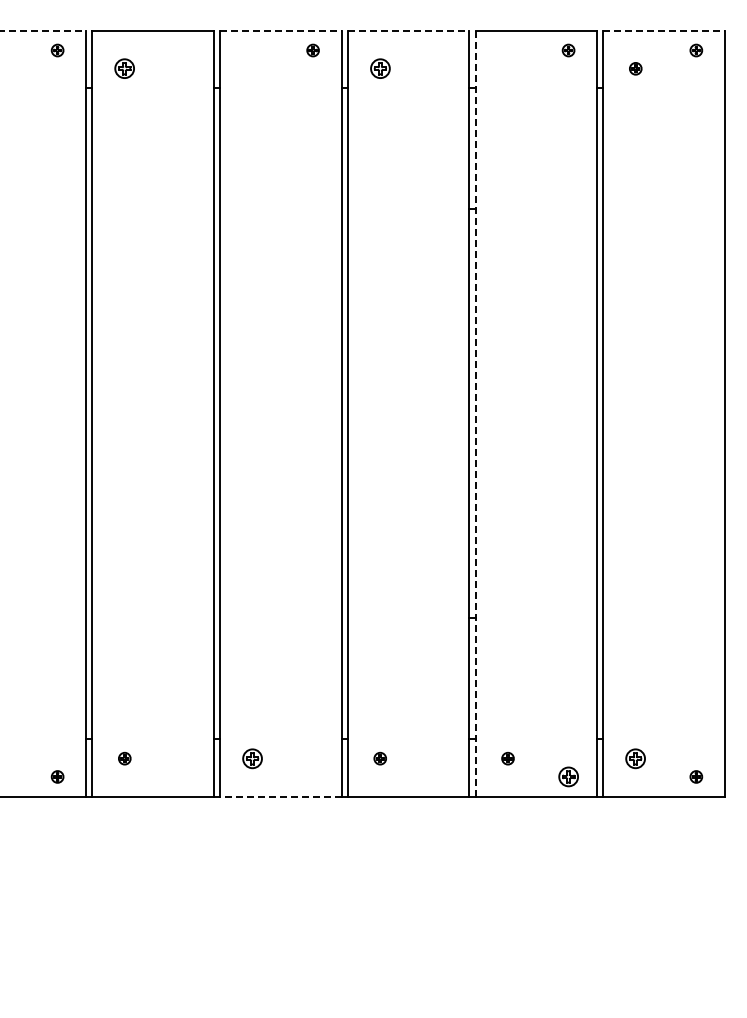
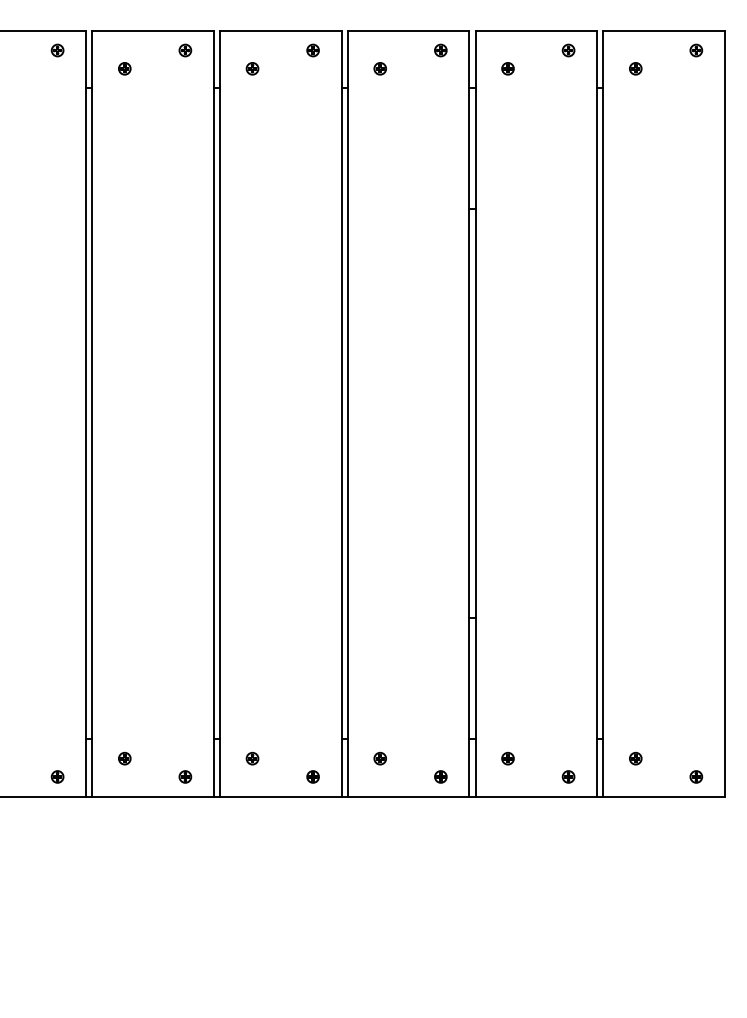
line: dashed -> solid (43, 30)
line: dashed -> solid (280, 30)
line: dashed -> solid (408, 30)
line: dashed -> solid (664, 30)
part: none -> present (185, 50)
part: none -> present (440, 50)
part size: 21x21 px -> 14x14 px (124, 68)
part: none -> present (252, 68)
part size: 21x21 px -> 14x14 px (379, 68)
part: none -> present (507, 68)
line: dashed -> solid (475, 414)
part size: 21x22 px -> 15x15 px (252, 758)
part size: 21x22 px -> 14x15 px (635, 758)
part: none -> present (185, 776)
part: none -> present (312, 776)
part: none -> present (440, 776)
part size: 21x22 px -> 15x14 px (568, 776)
line: dashed -> solid (280, 796)
